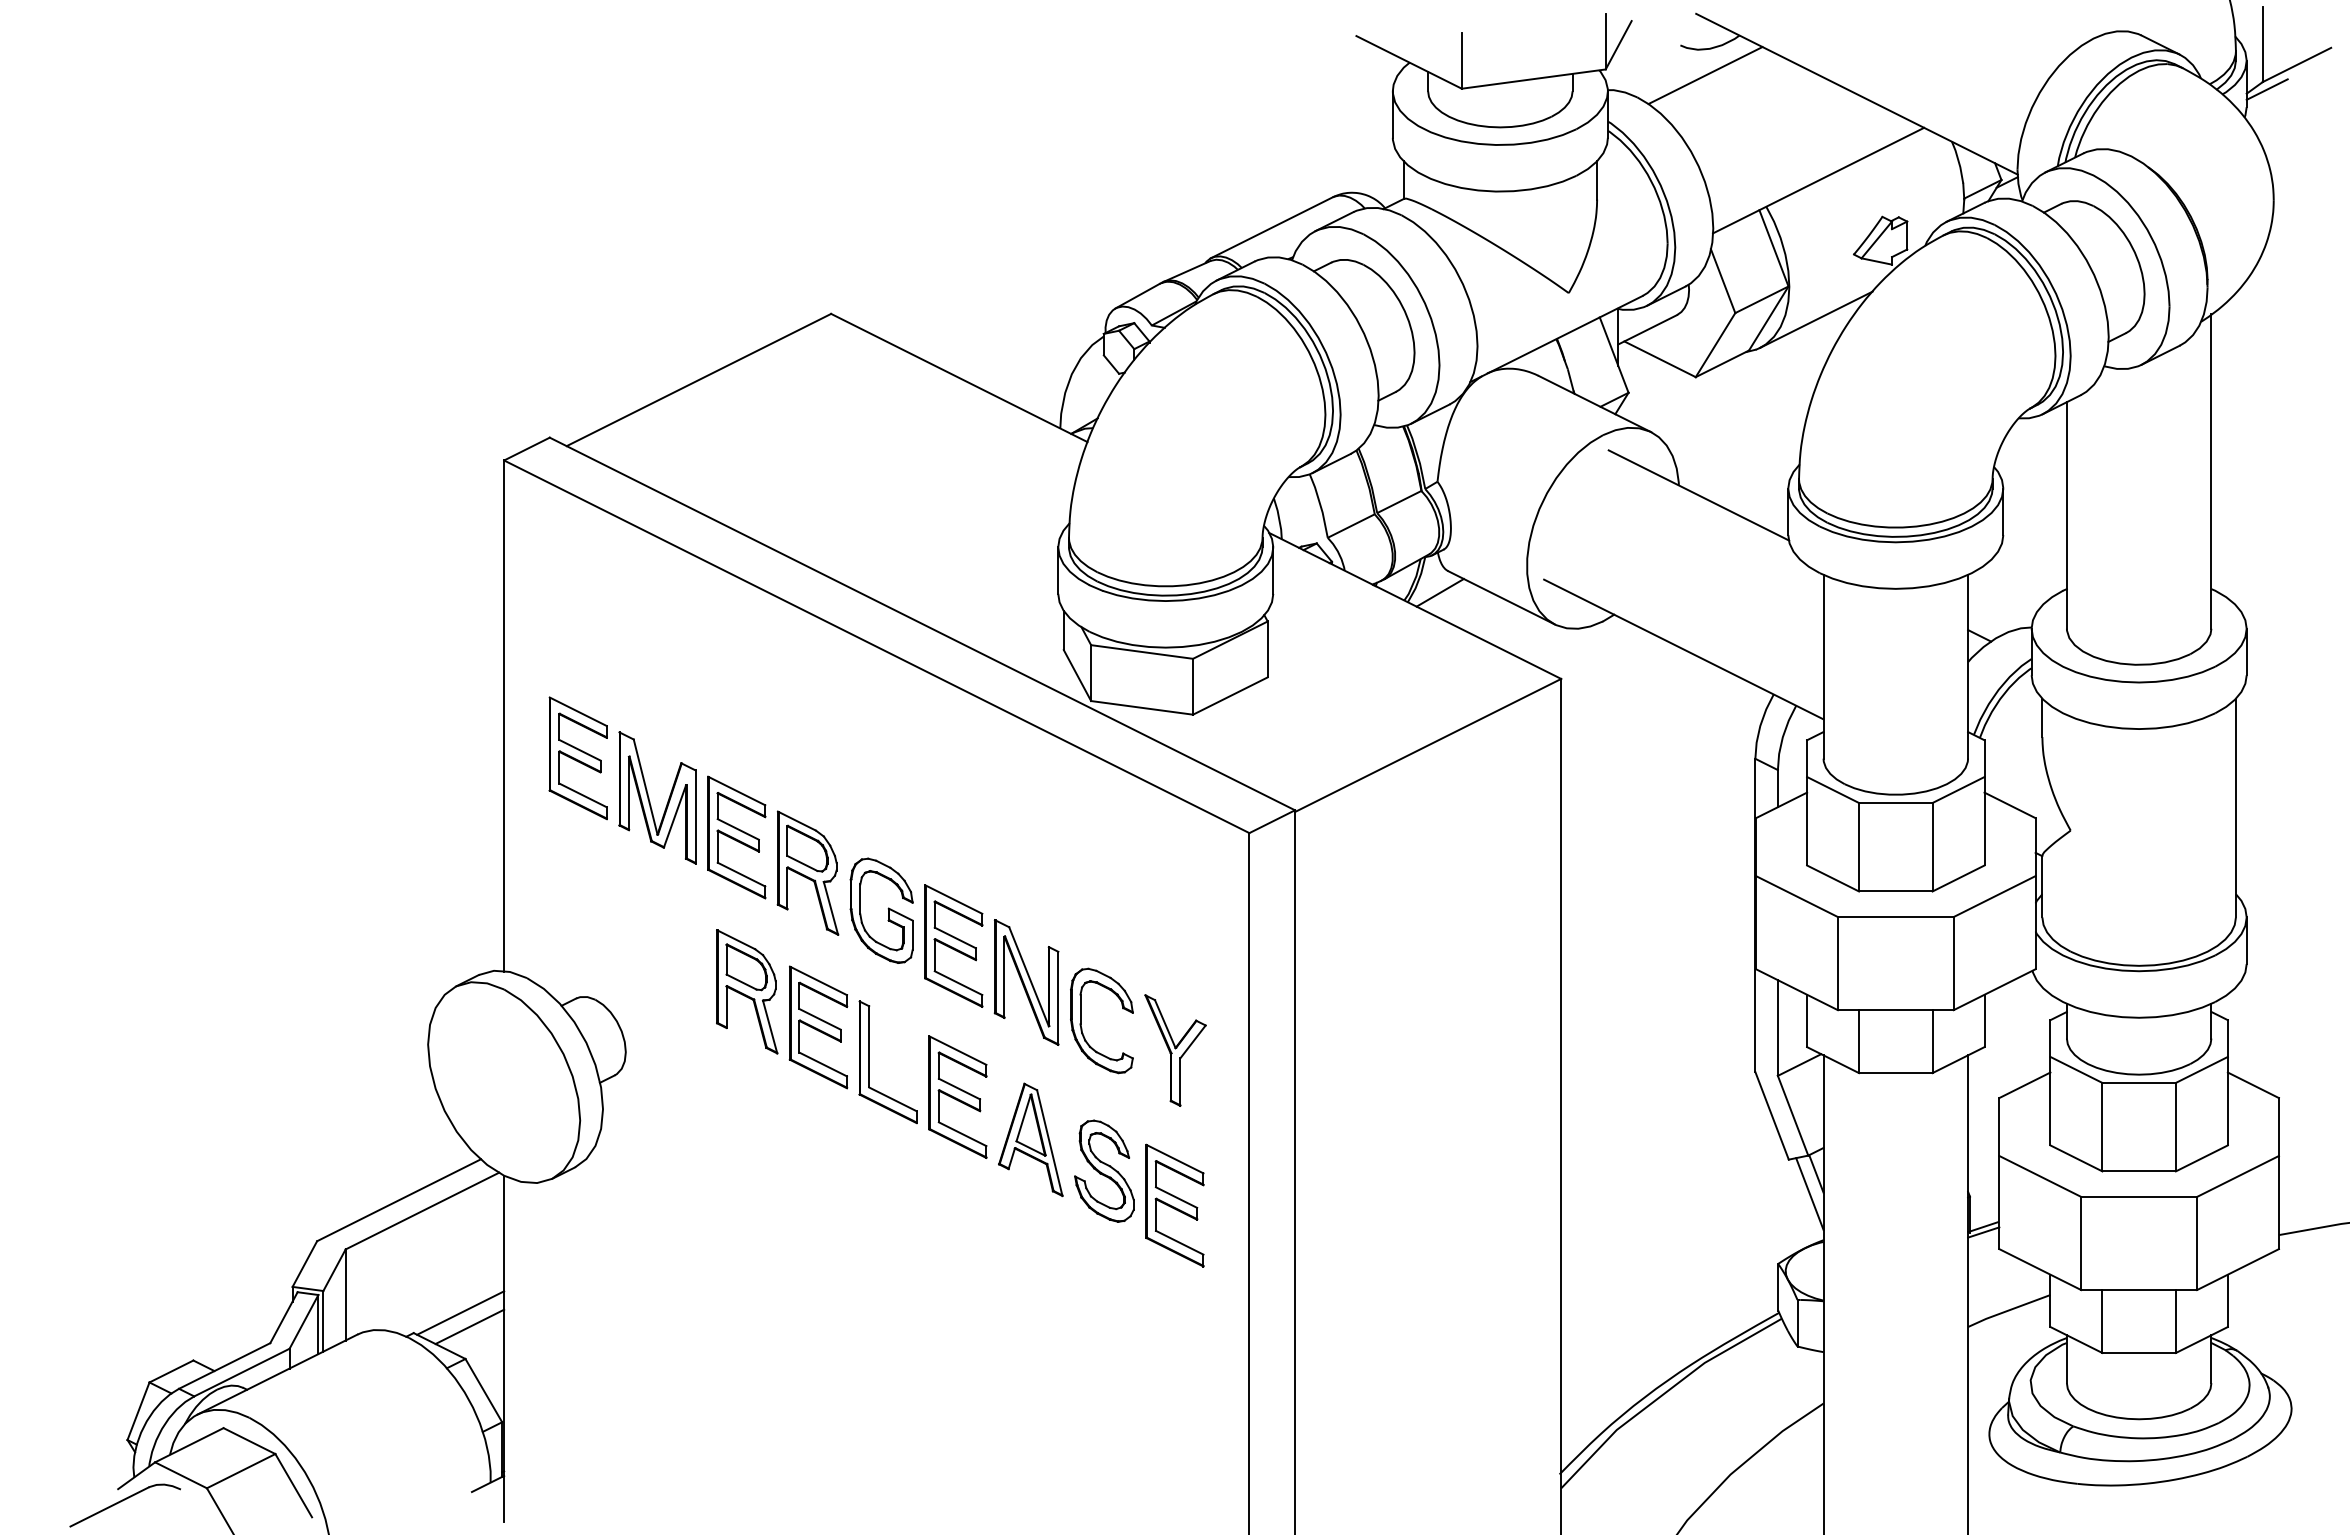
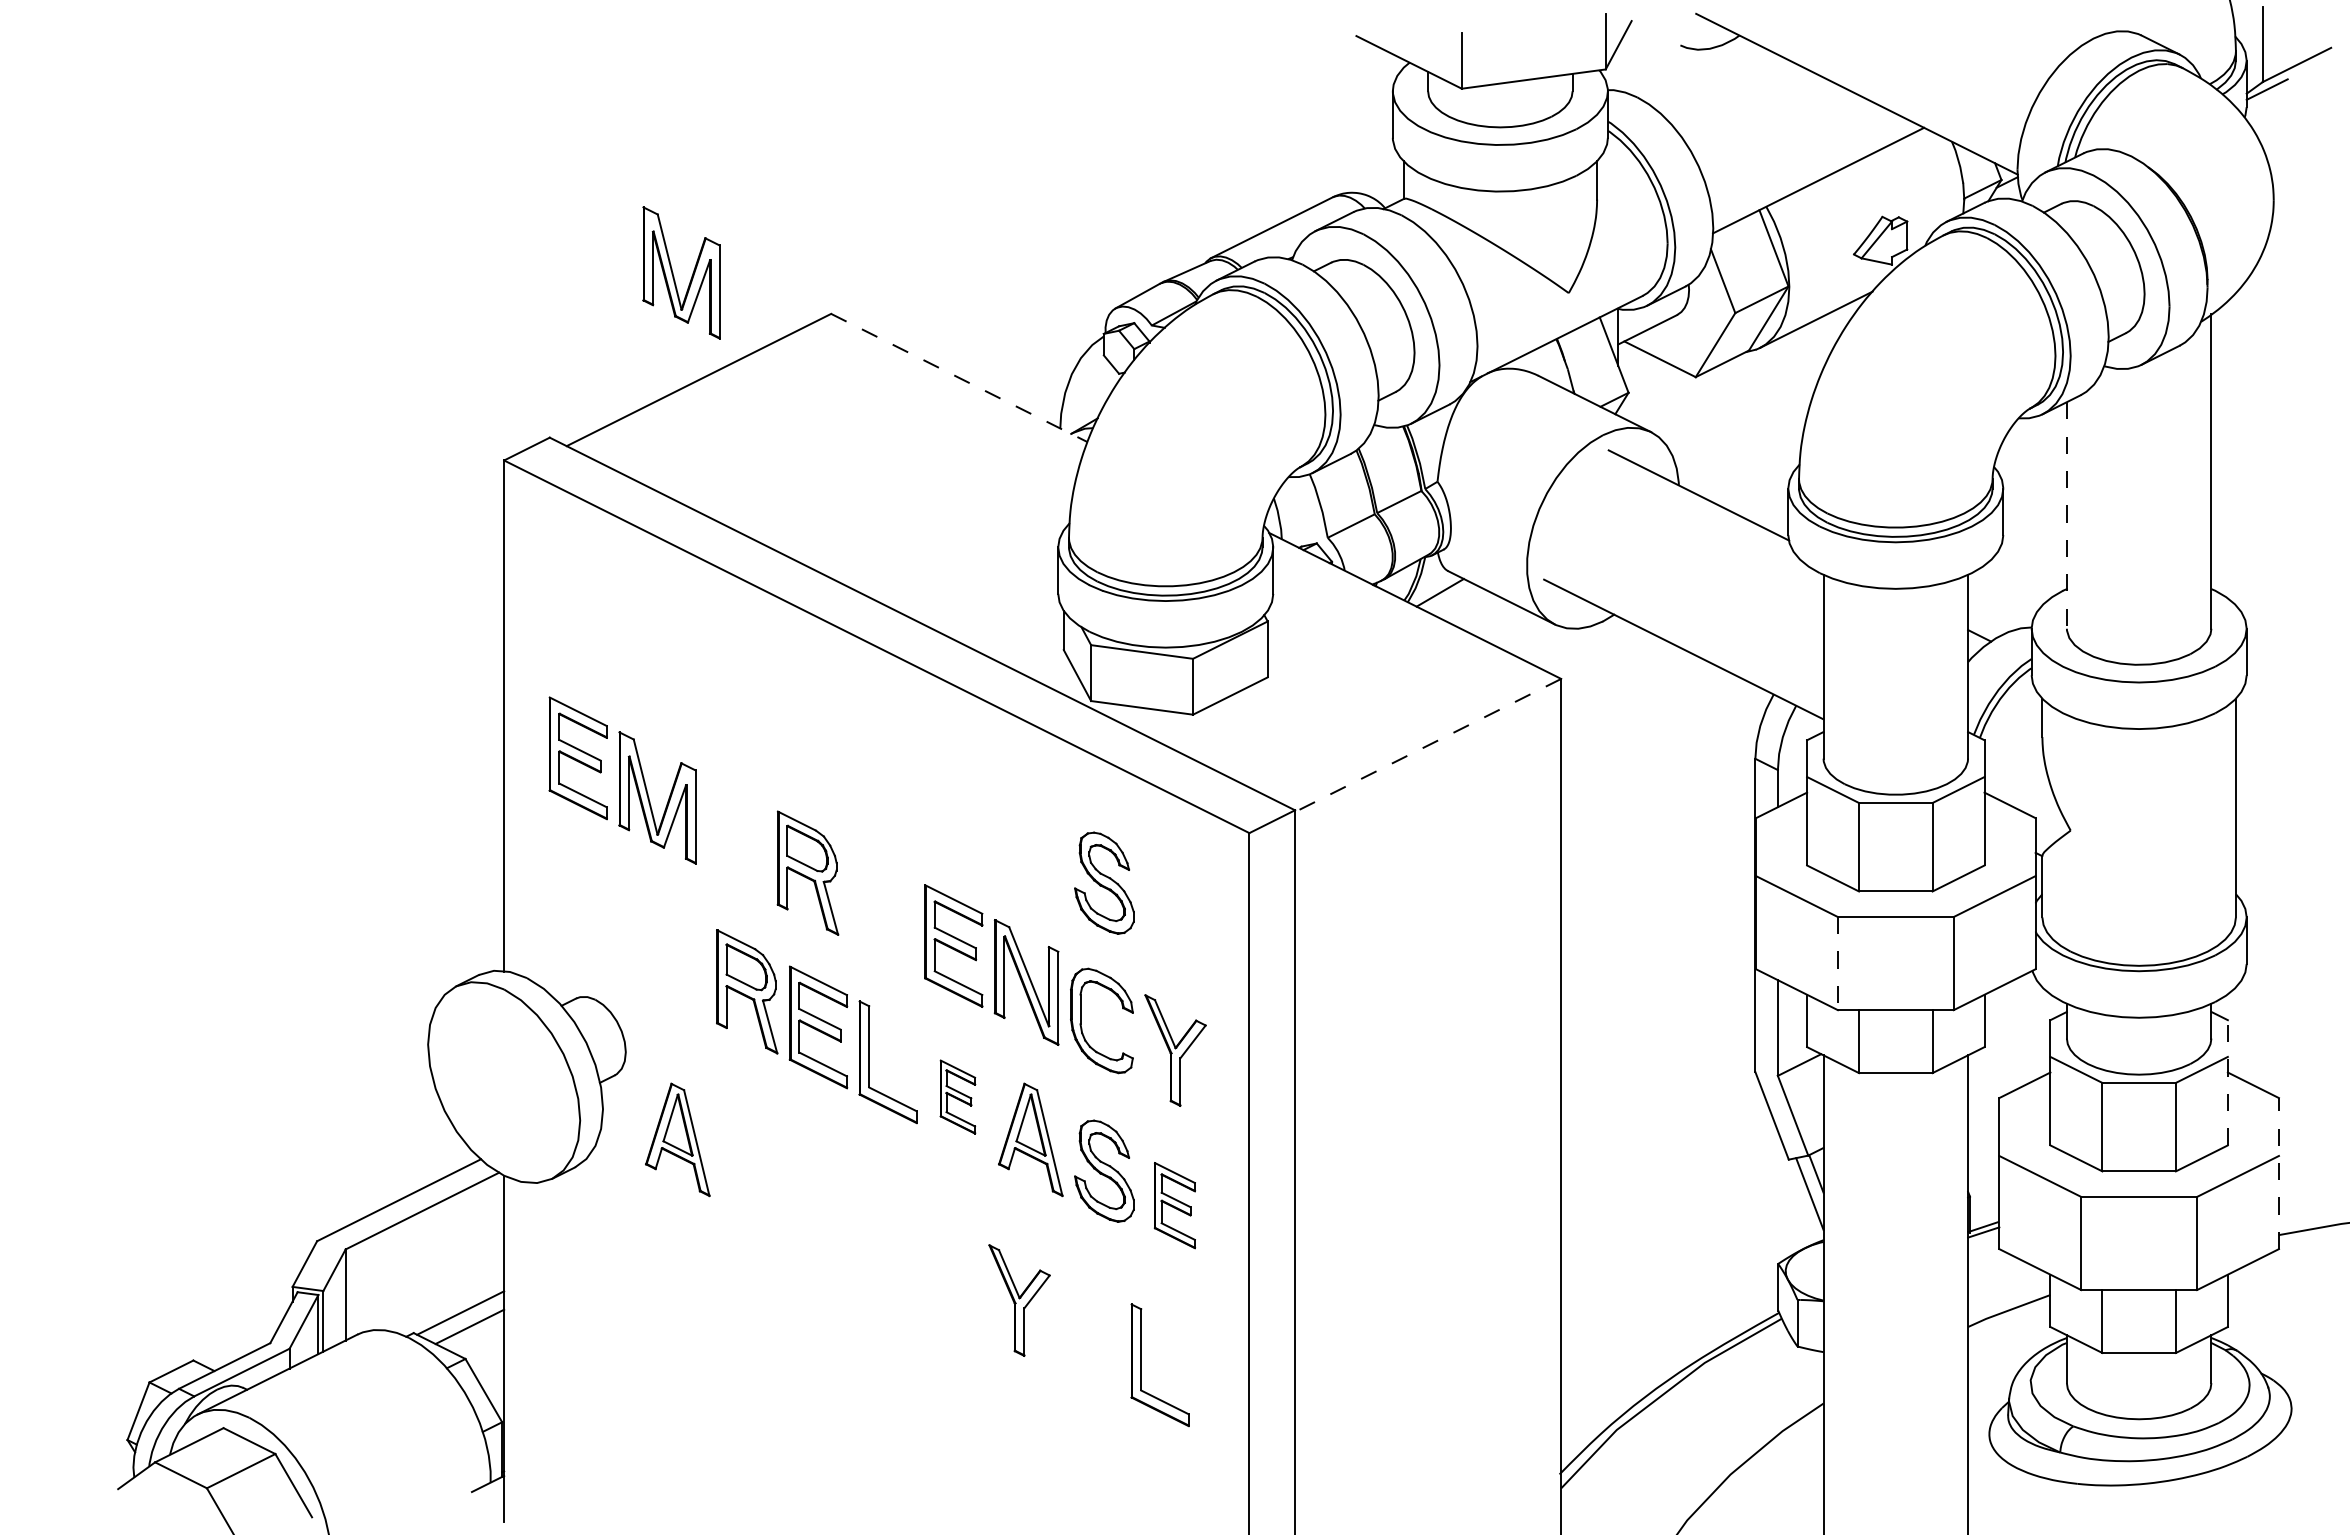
line: present -> none (1705, 75)
part: none -> present (673, 272)
line: solid -> dashed (959, 378)
line: solid -> dashed (2066, 515)
line: solid -> dashed (1428, 745)
part: present -> none (736, 837)
part: none -> present (1104, 882)
part: present -> none (887, 908)
line: solid -> dashed (1837, 963)
line: solid -> dashed (2227, 1082)
part size: 60x124 px -> 38x76 px (957, 1096)
part: none -> present (677, 1139)
line: solid -> dashed (2278, 1173)
part size: 60x125 px -> 43x88 px (1174, 1205)
part: none -> present (1019, 1300)
part: none -> present (1141, 1365)
part: present -> none (124, 1505)
